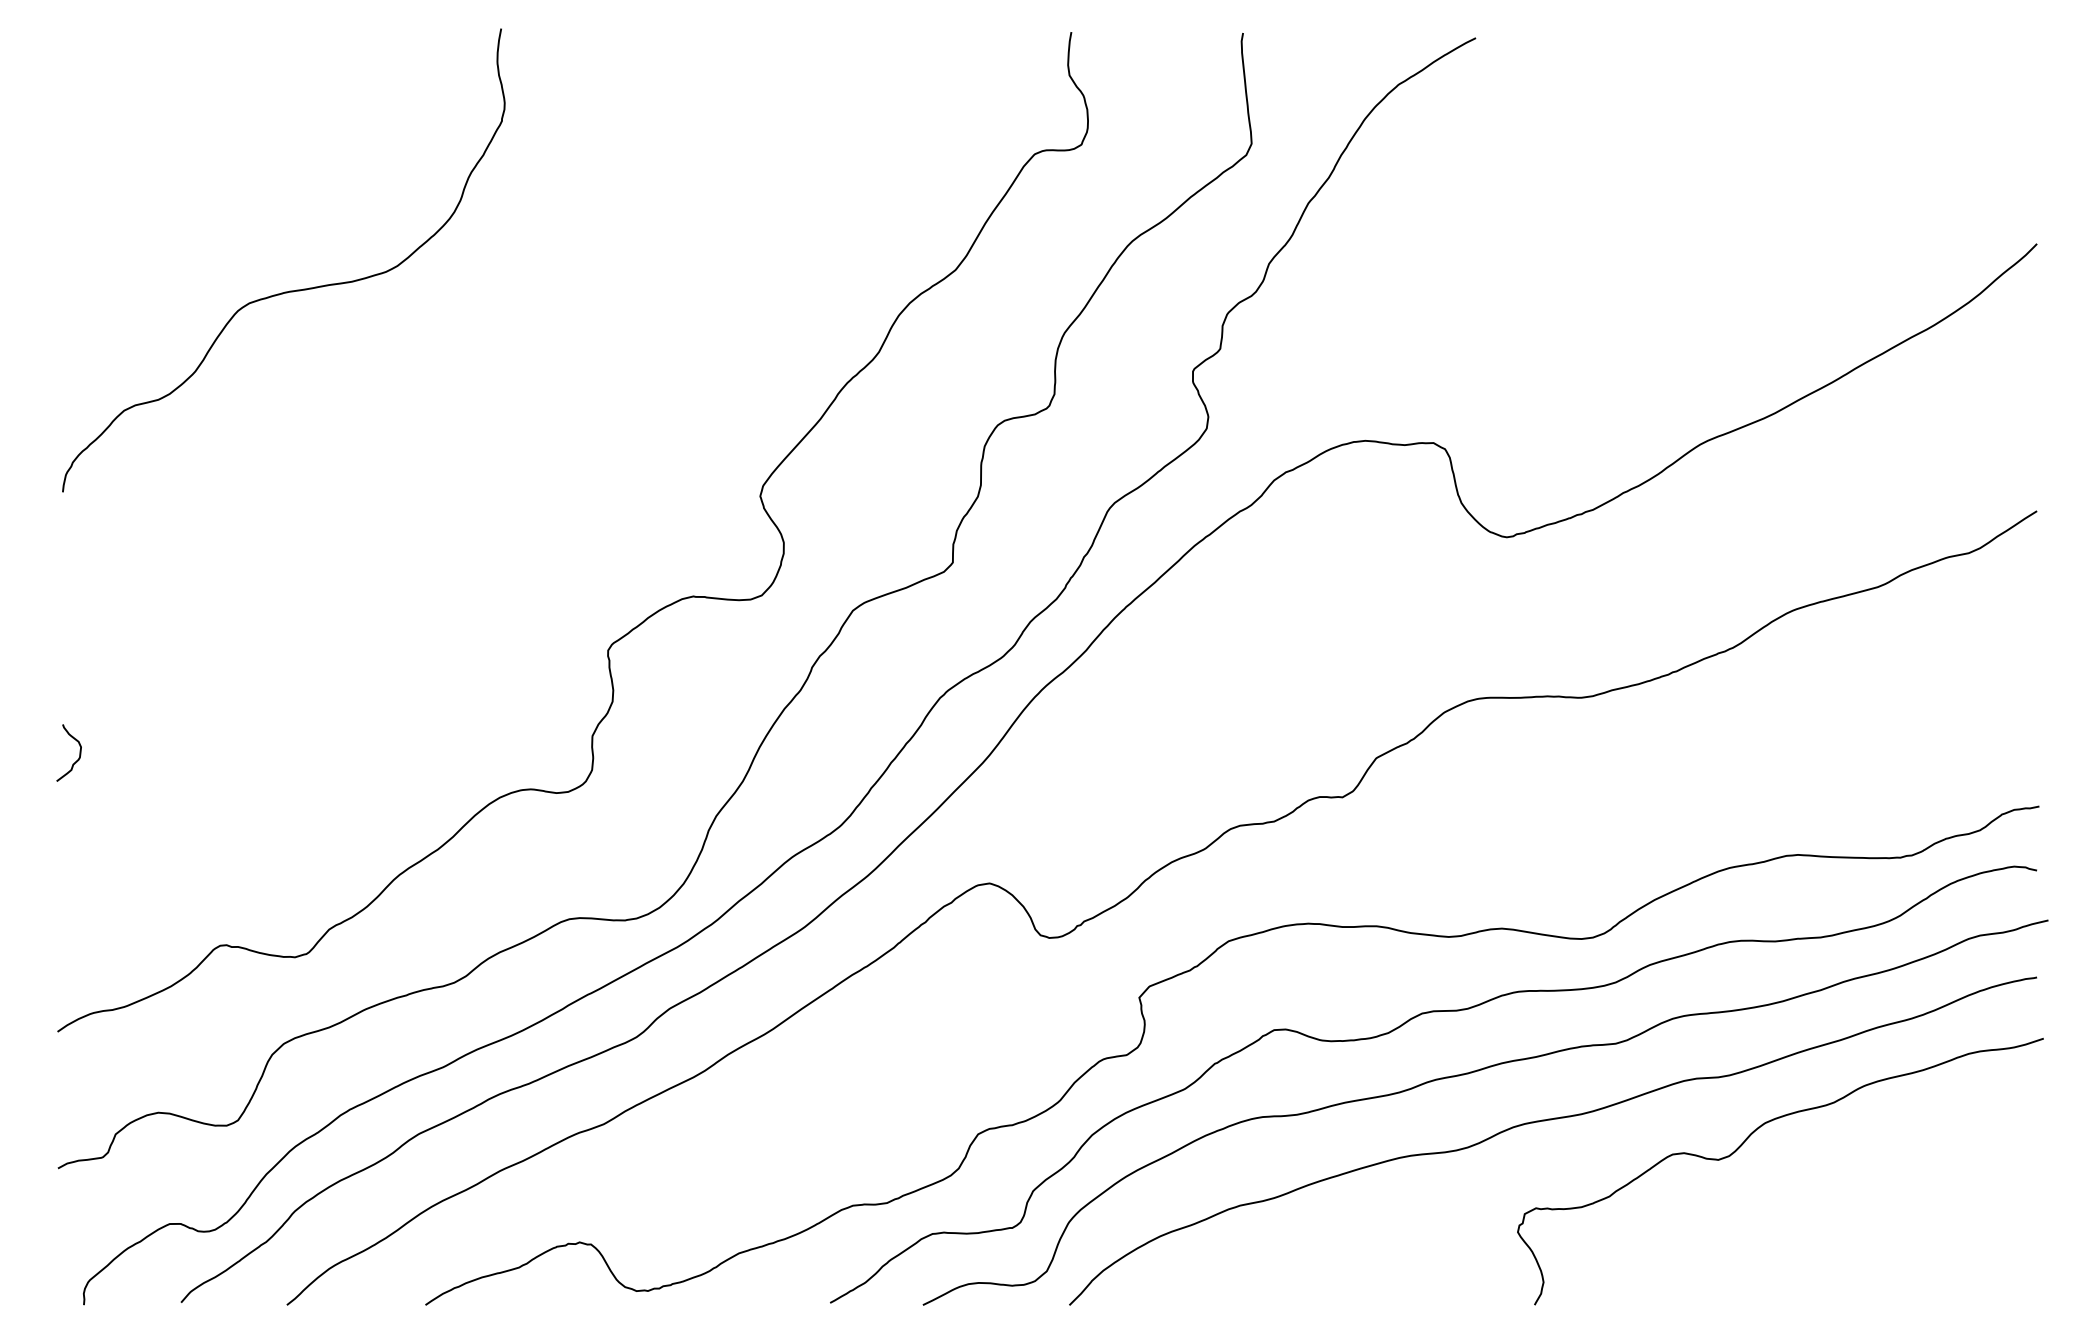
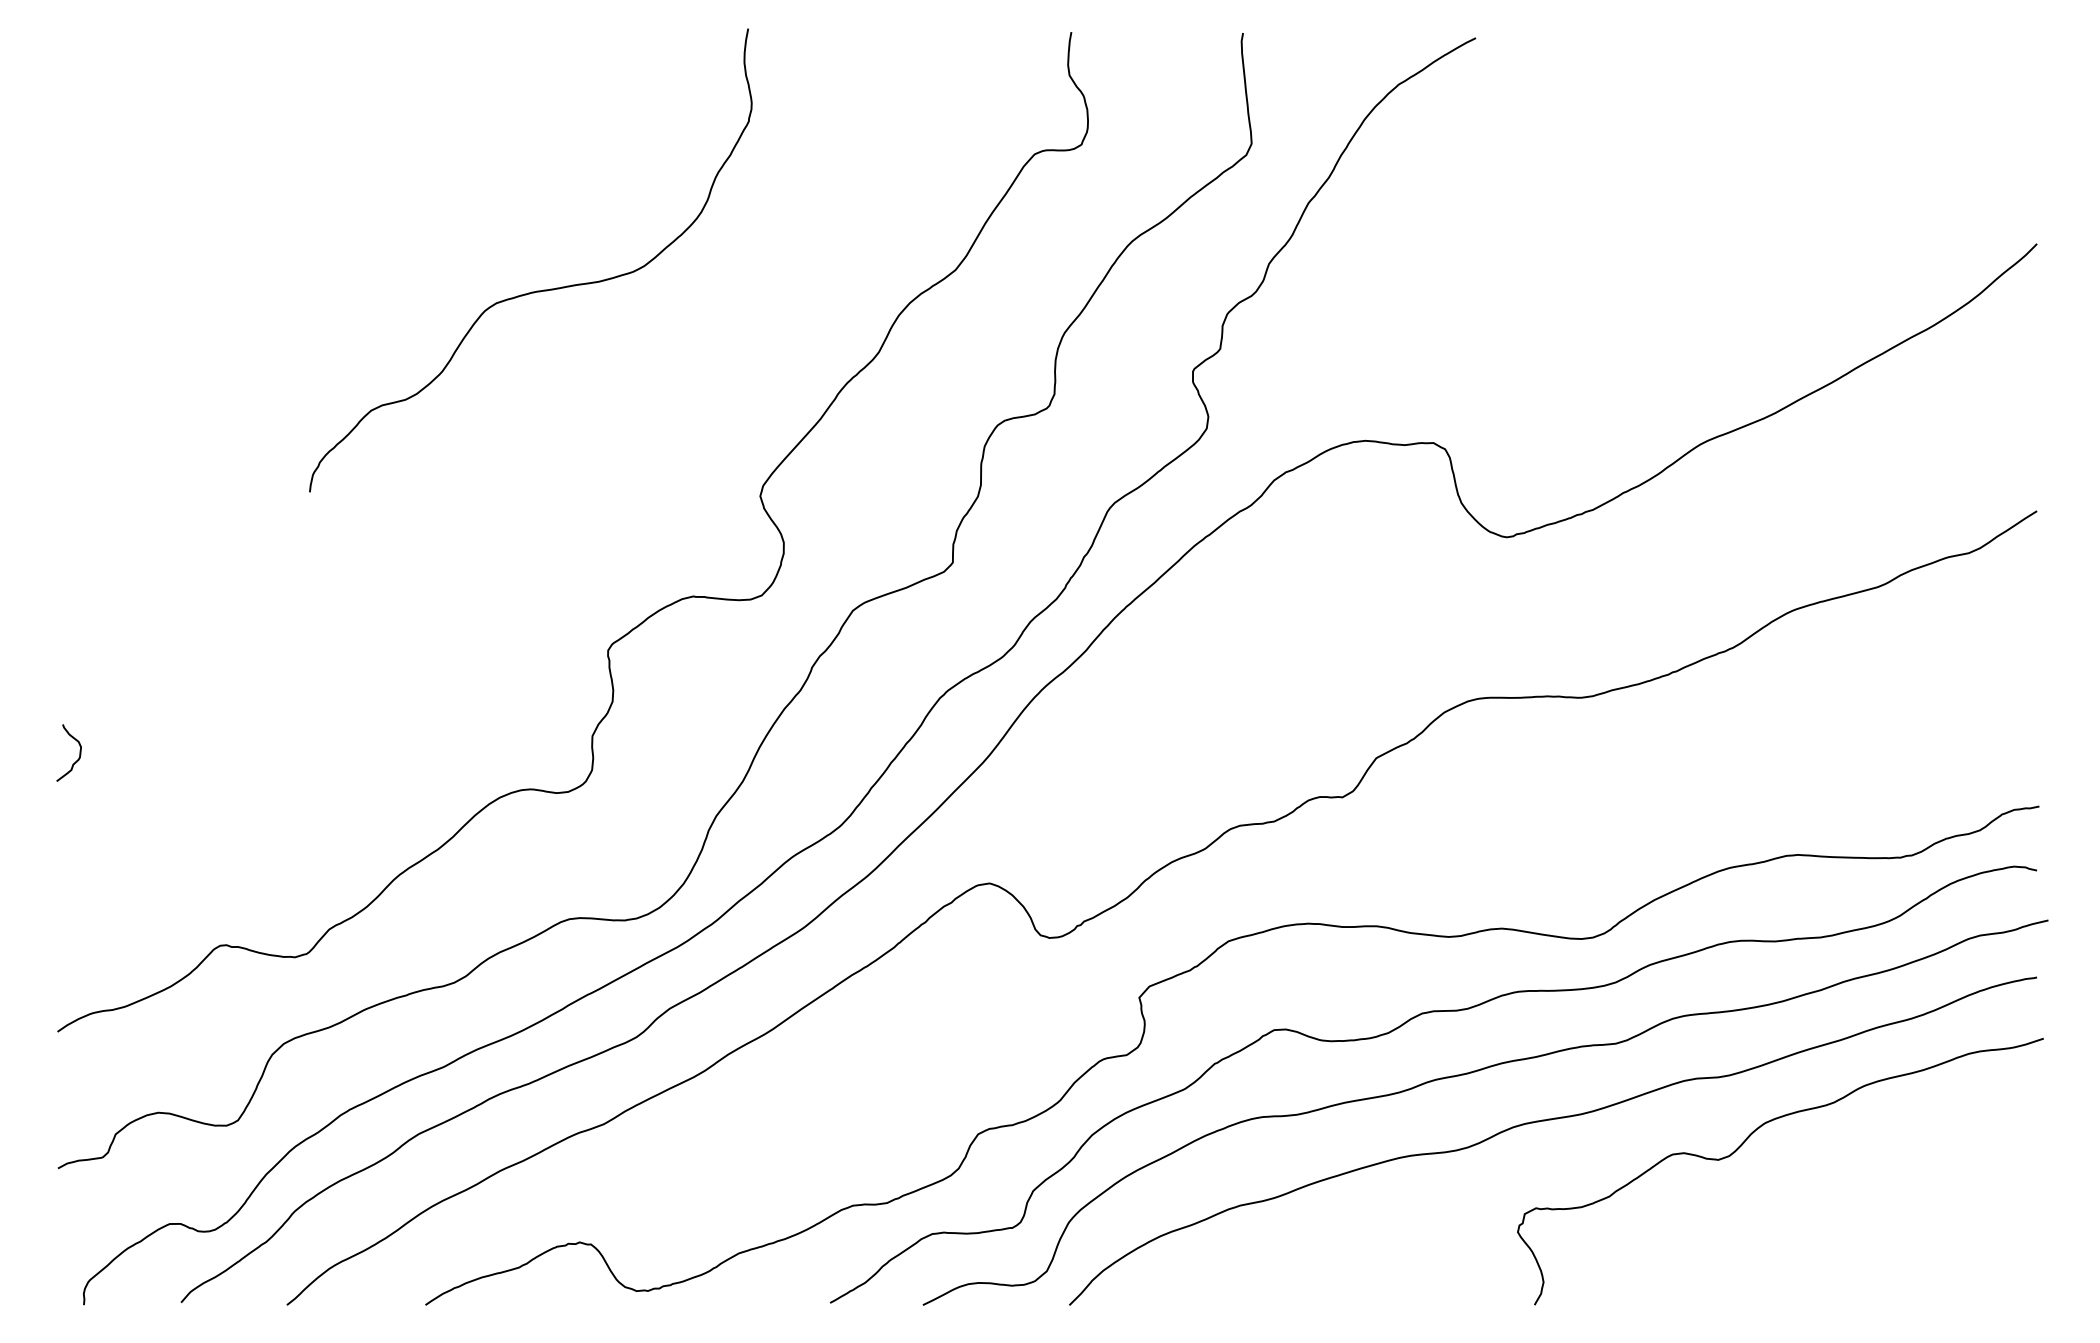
curve position: (289, 290) -> (536, 290) (536, 290)
